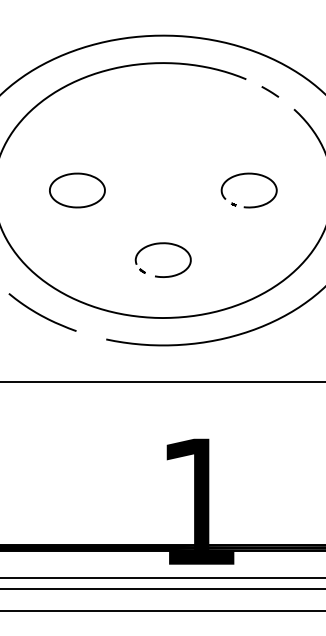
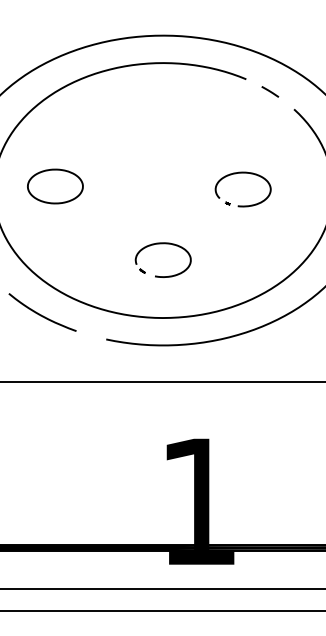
part position: (248, 174) -> (242, 173) (242, 173)
part position: (77, 190) -> (55, 186) (55, 186)
line: present -> none (162, 577)
